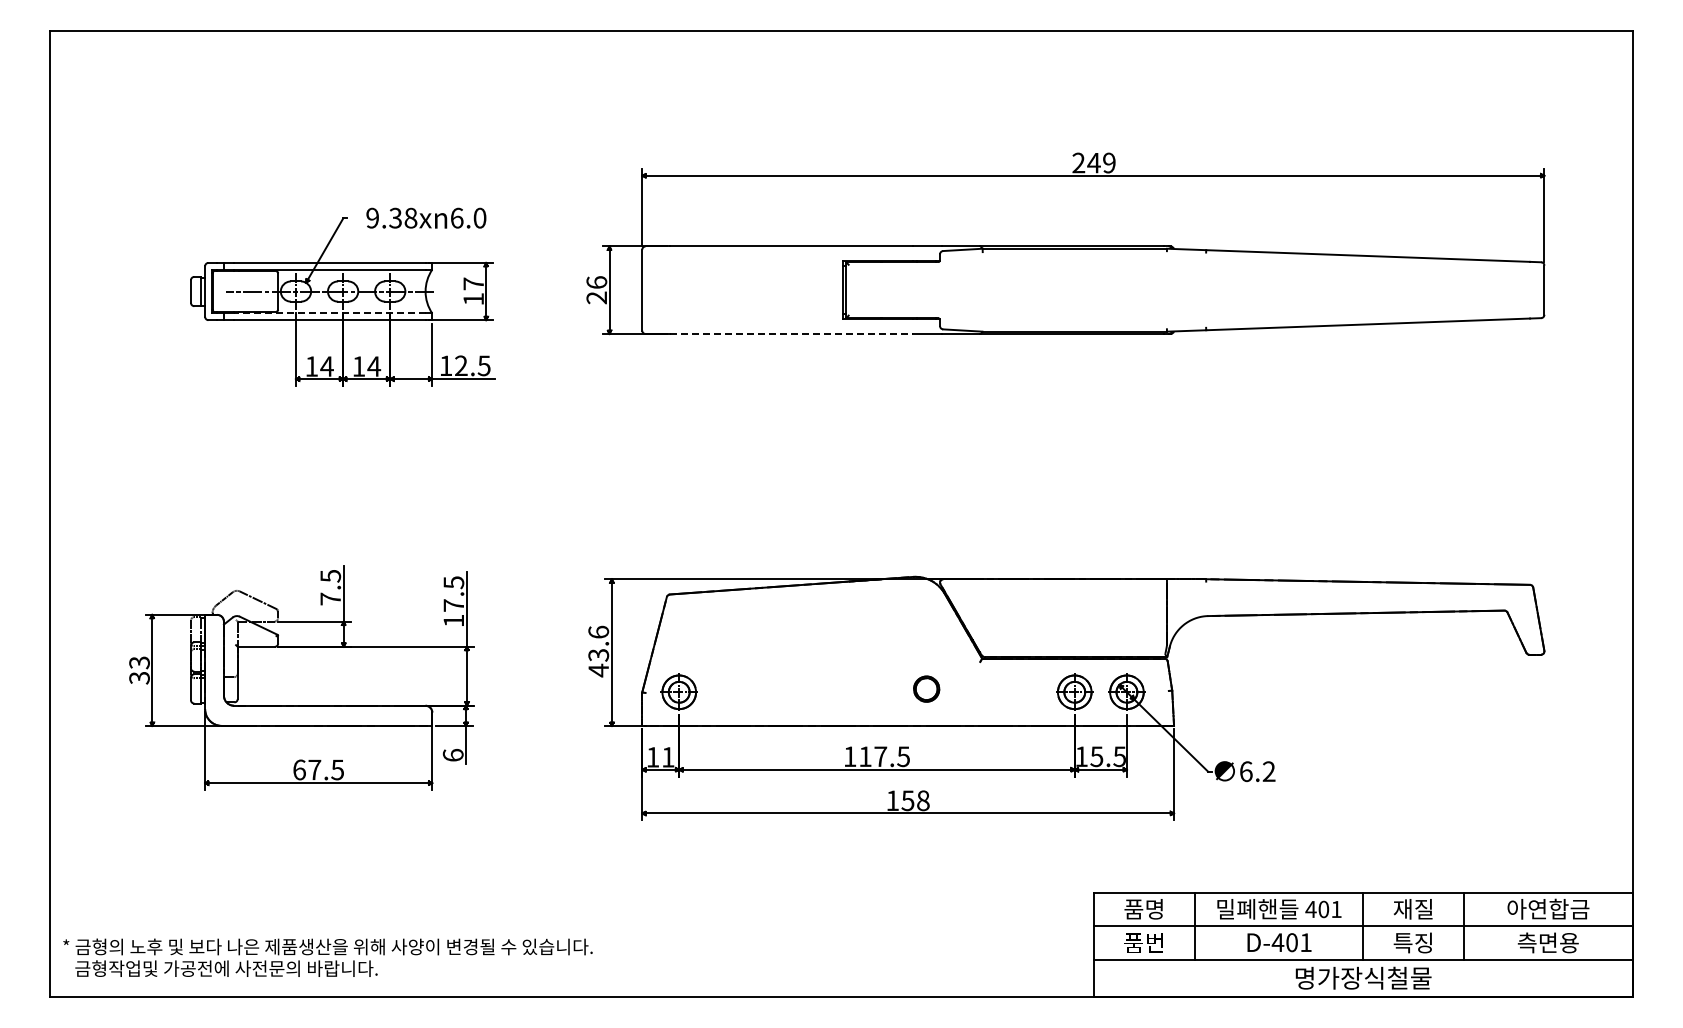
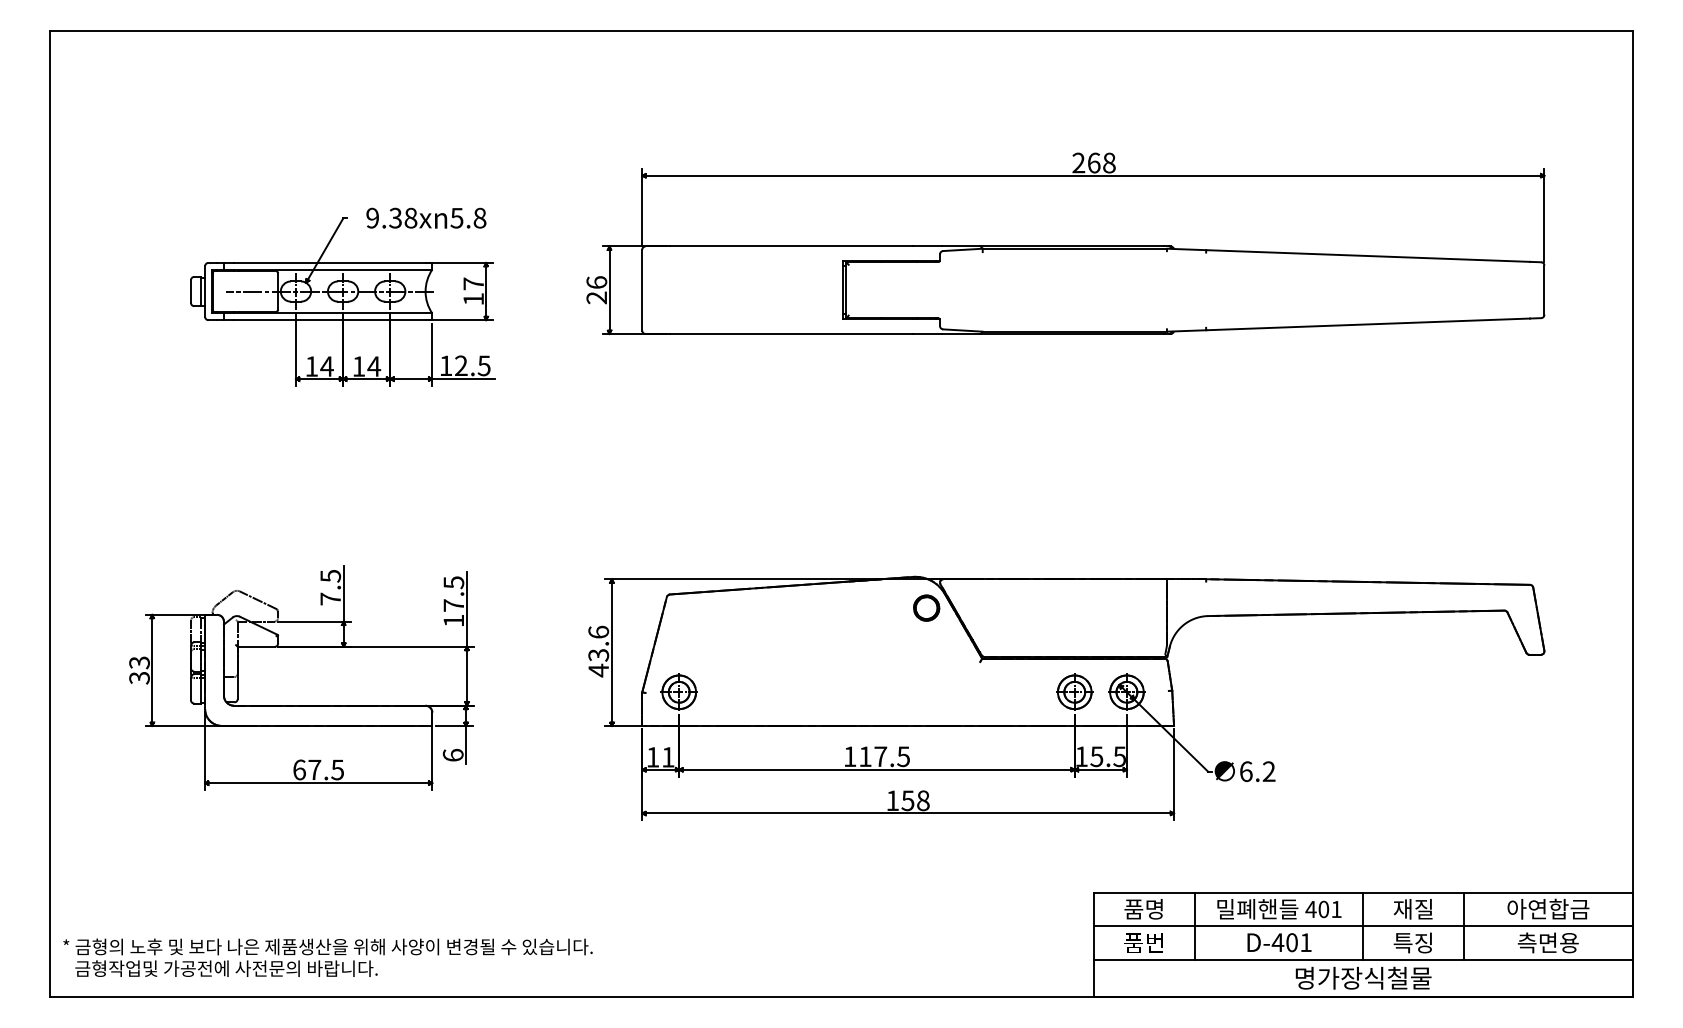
text: 249 -> 268 (1101, 162)
text: 6.0 -> 5.8 (468, 217)
line: dashed -> solid (329, 313)
line: dashed -> solid (791, 333)
part position: (926, 688) -> (926, 607) (926, 607)
